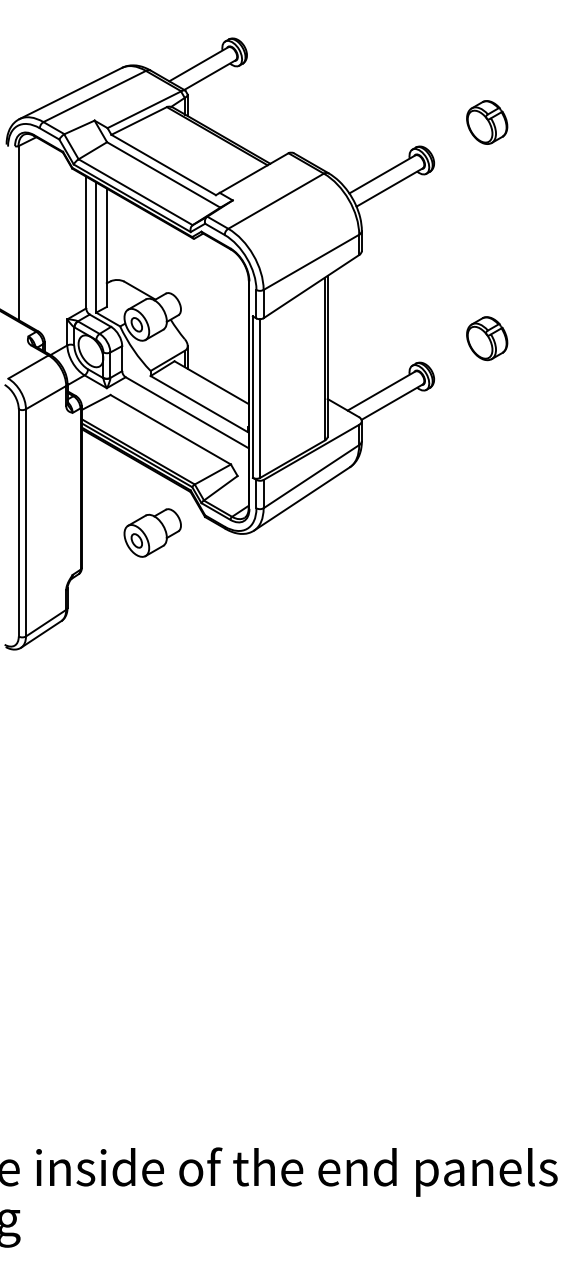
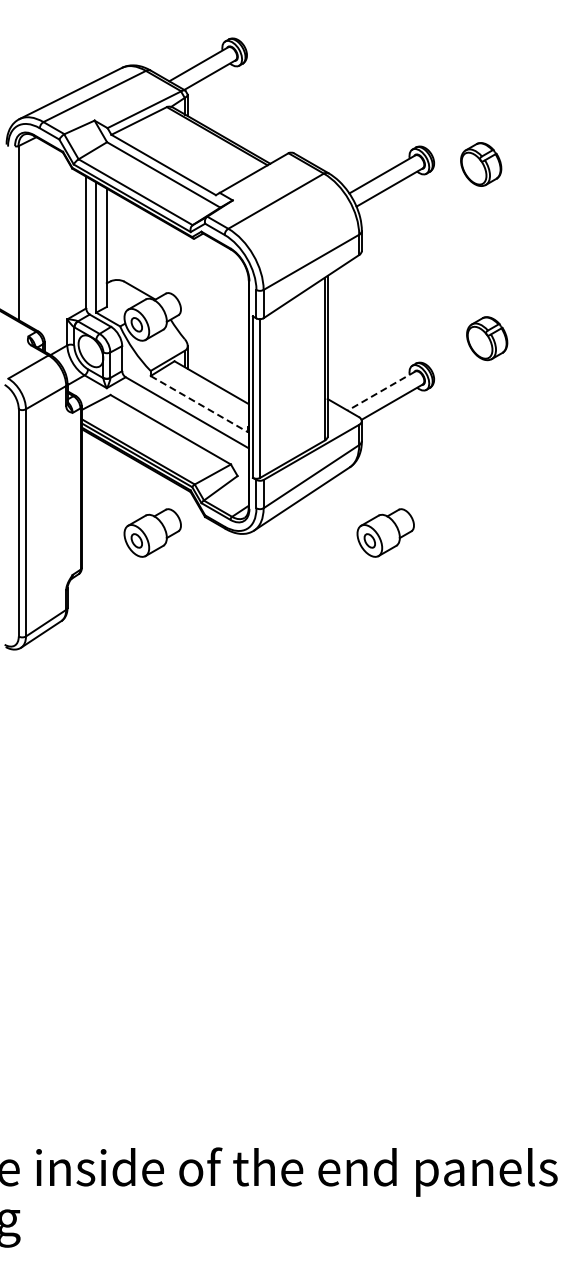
part position: (487, 122) -> (481, 164) (481, 164)
line: solid -> dashed (381, 391)
line: solid -> dashed (199, 404)
part: none -> present (385, 532)
